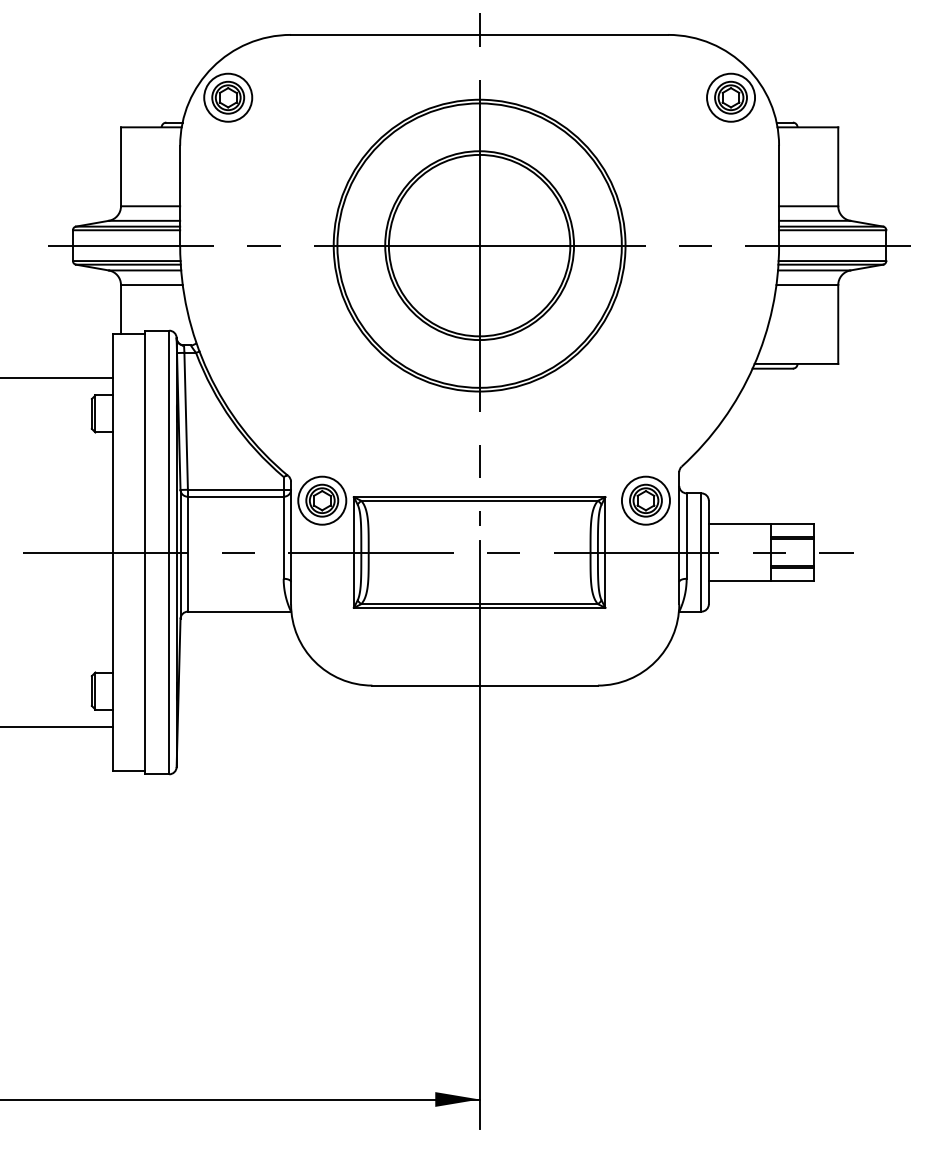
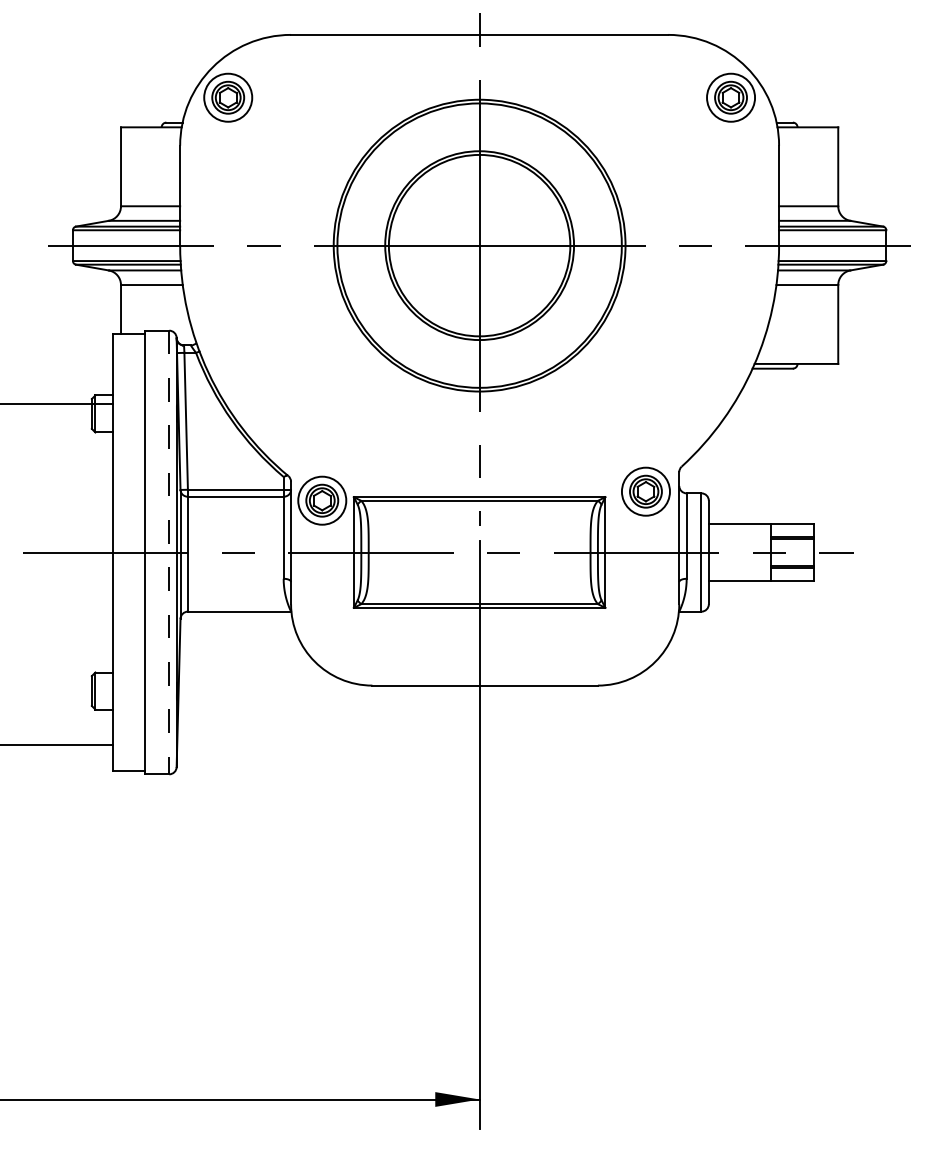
line position: (57, 377) -> (57, 403) (57, 403)
part position: (645, 500) -> (645, 491) (645, 491)
line: solid -> dashed (169, 552)
line position: (57, 727) -> (57, 745) (57, 745)
